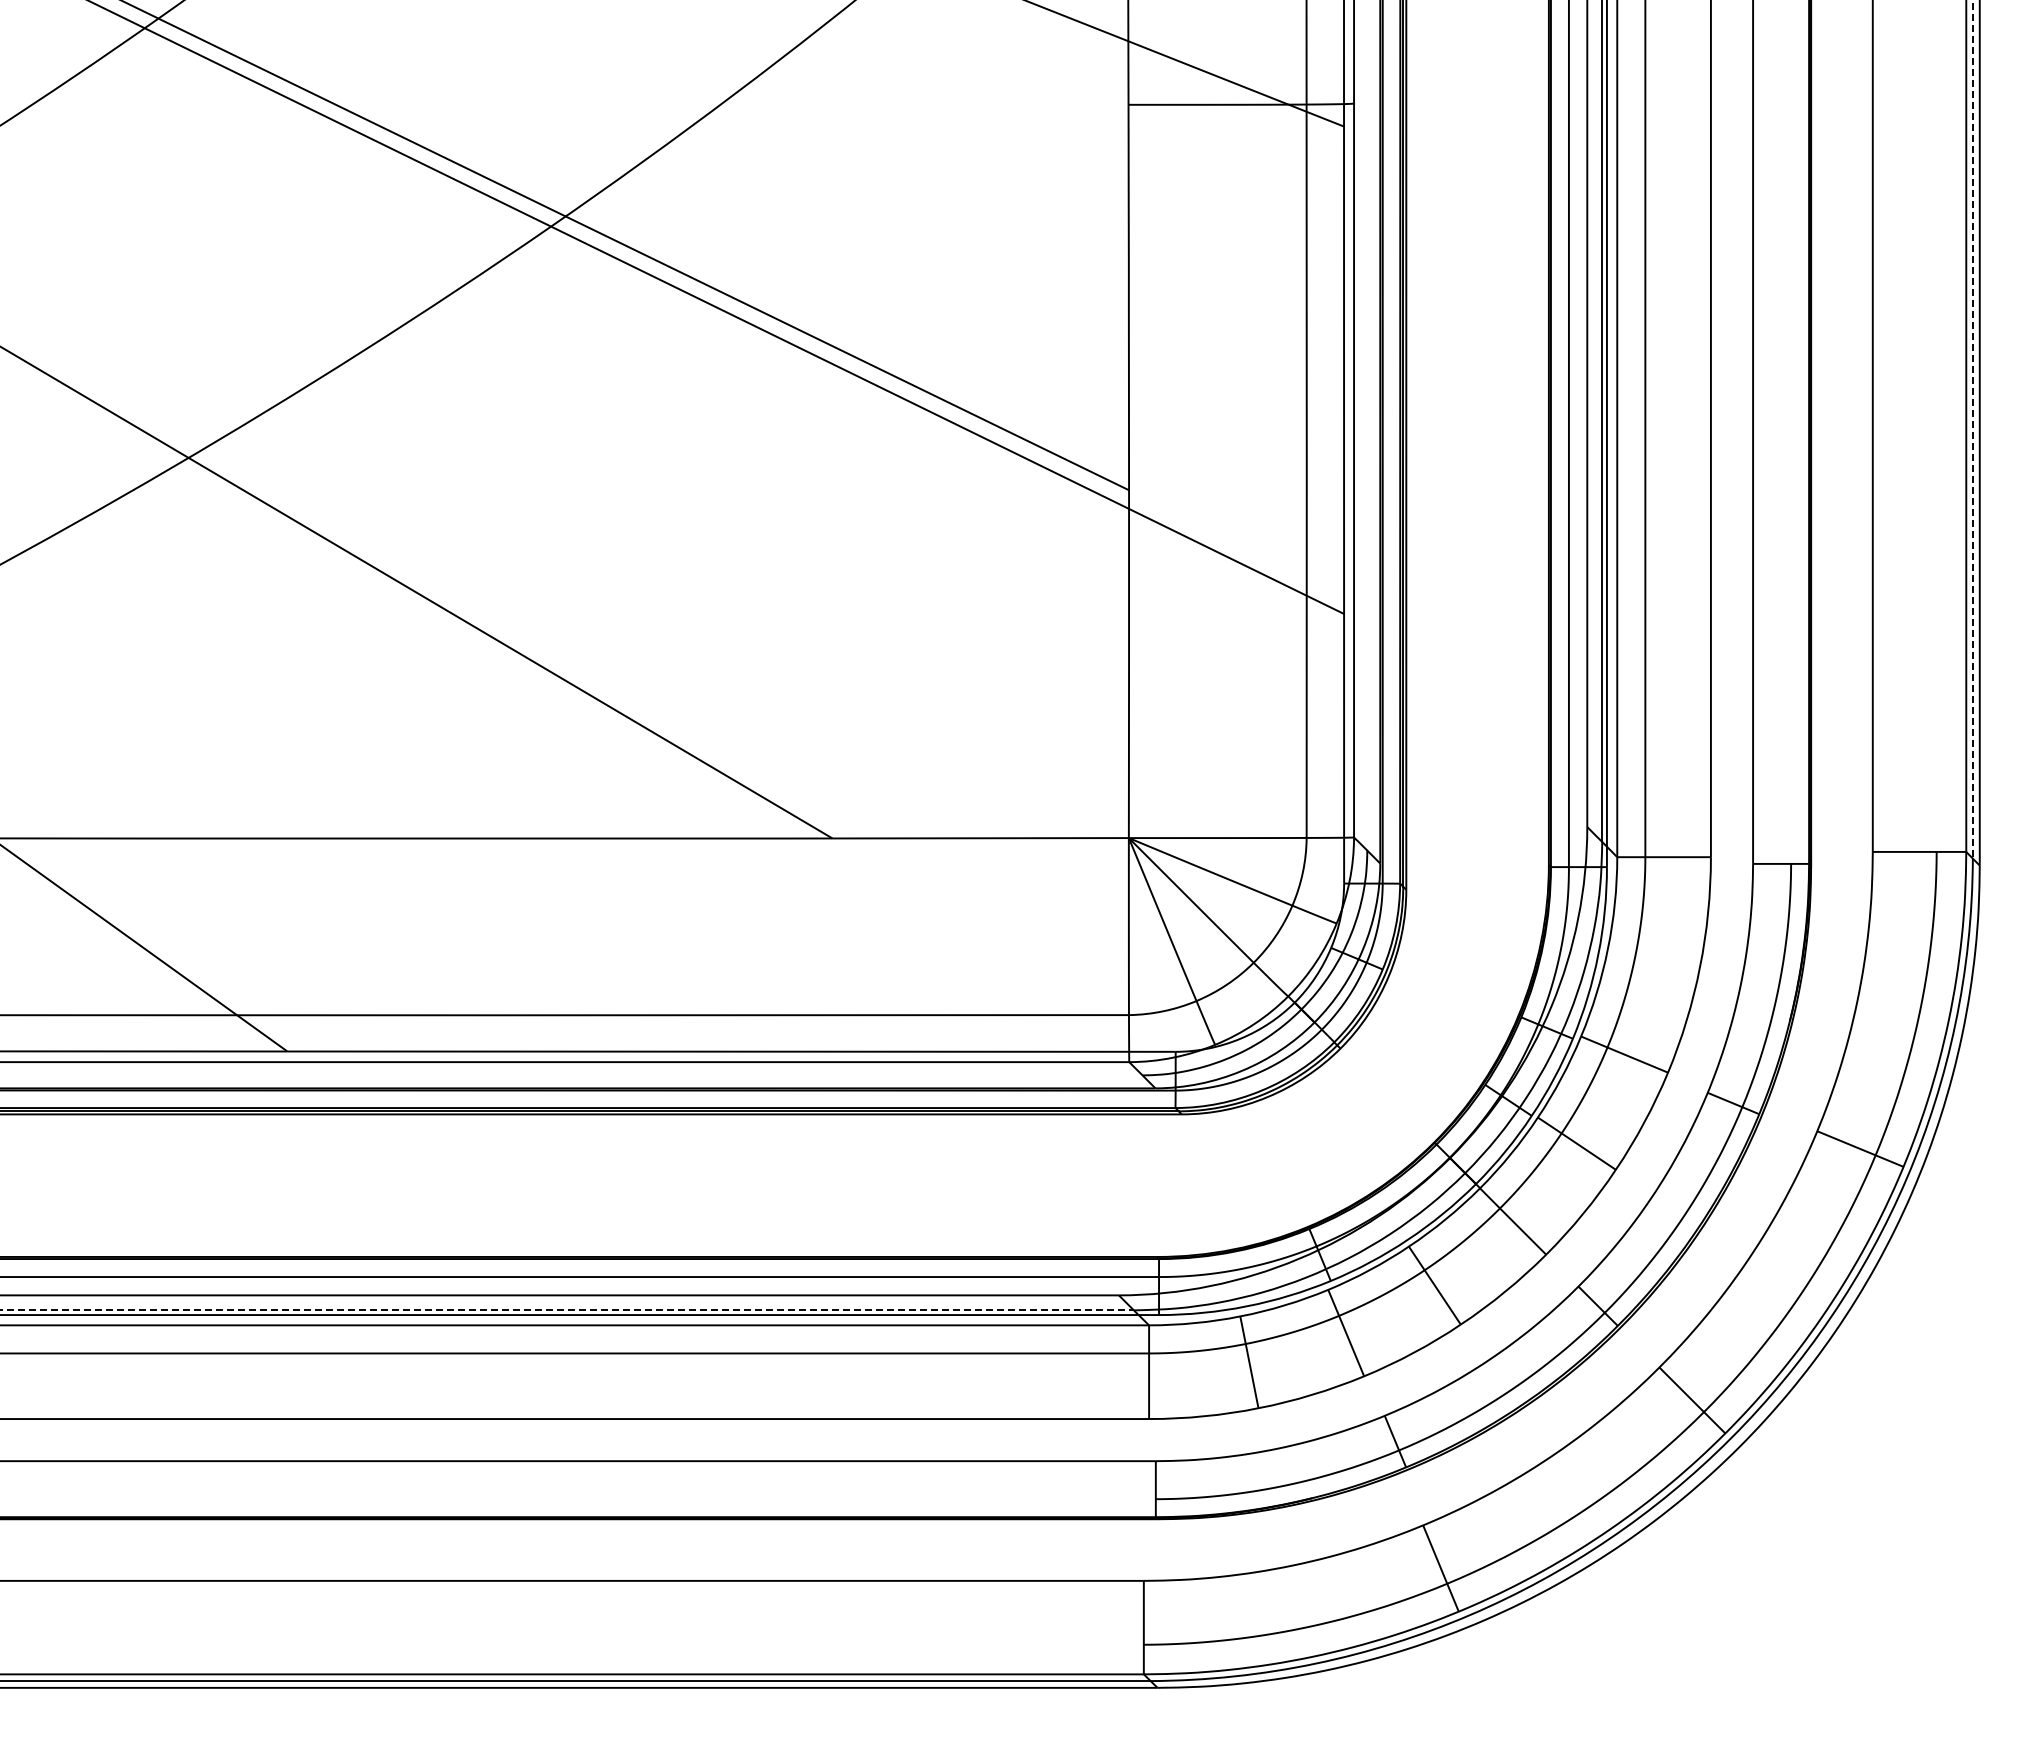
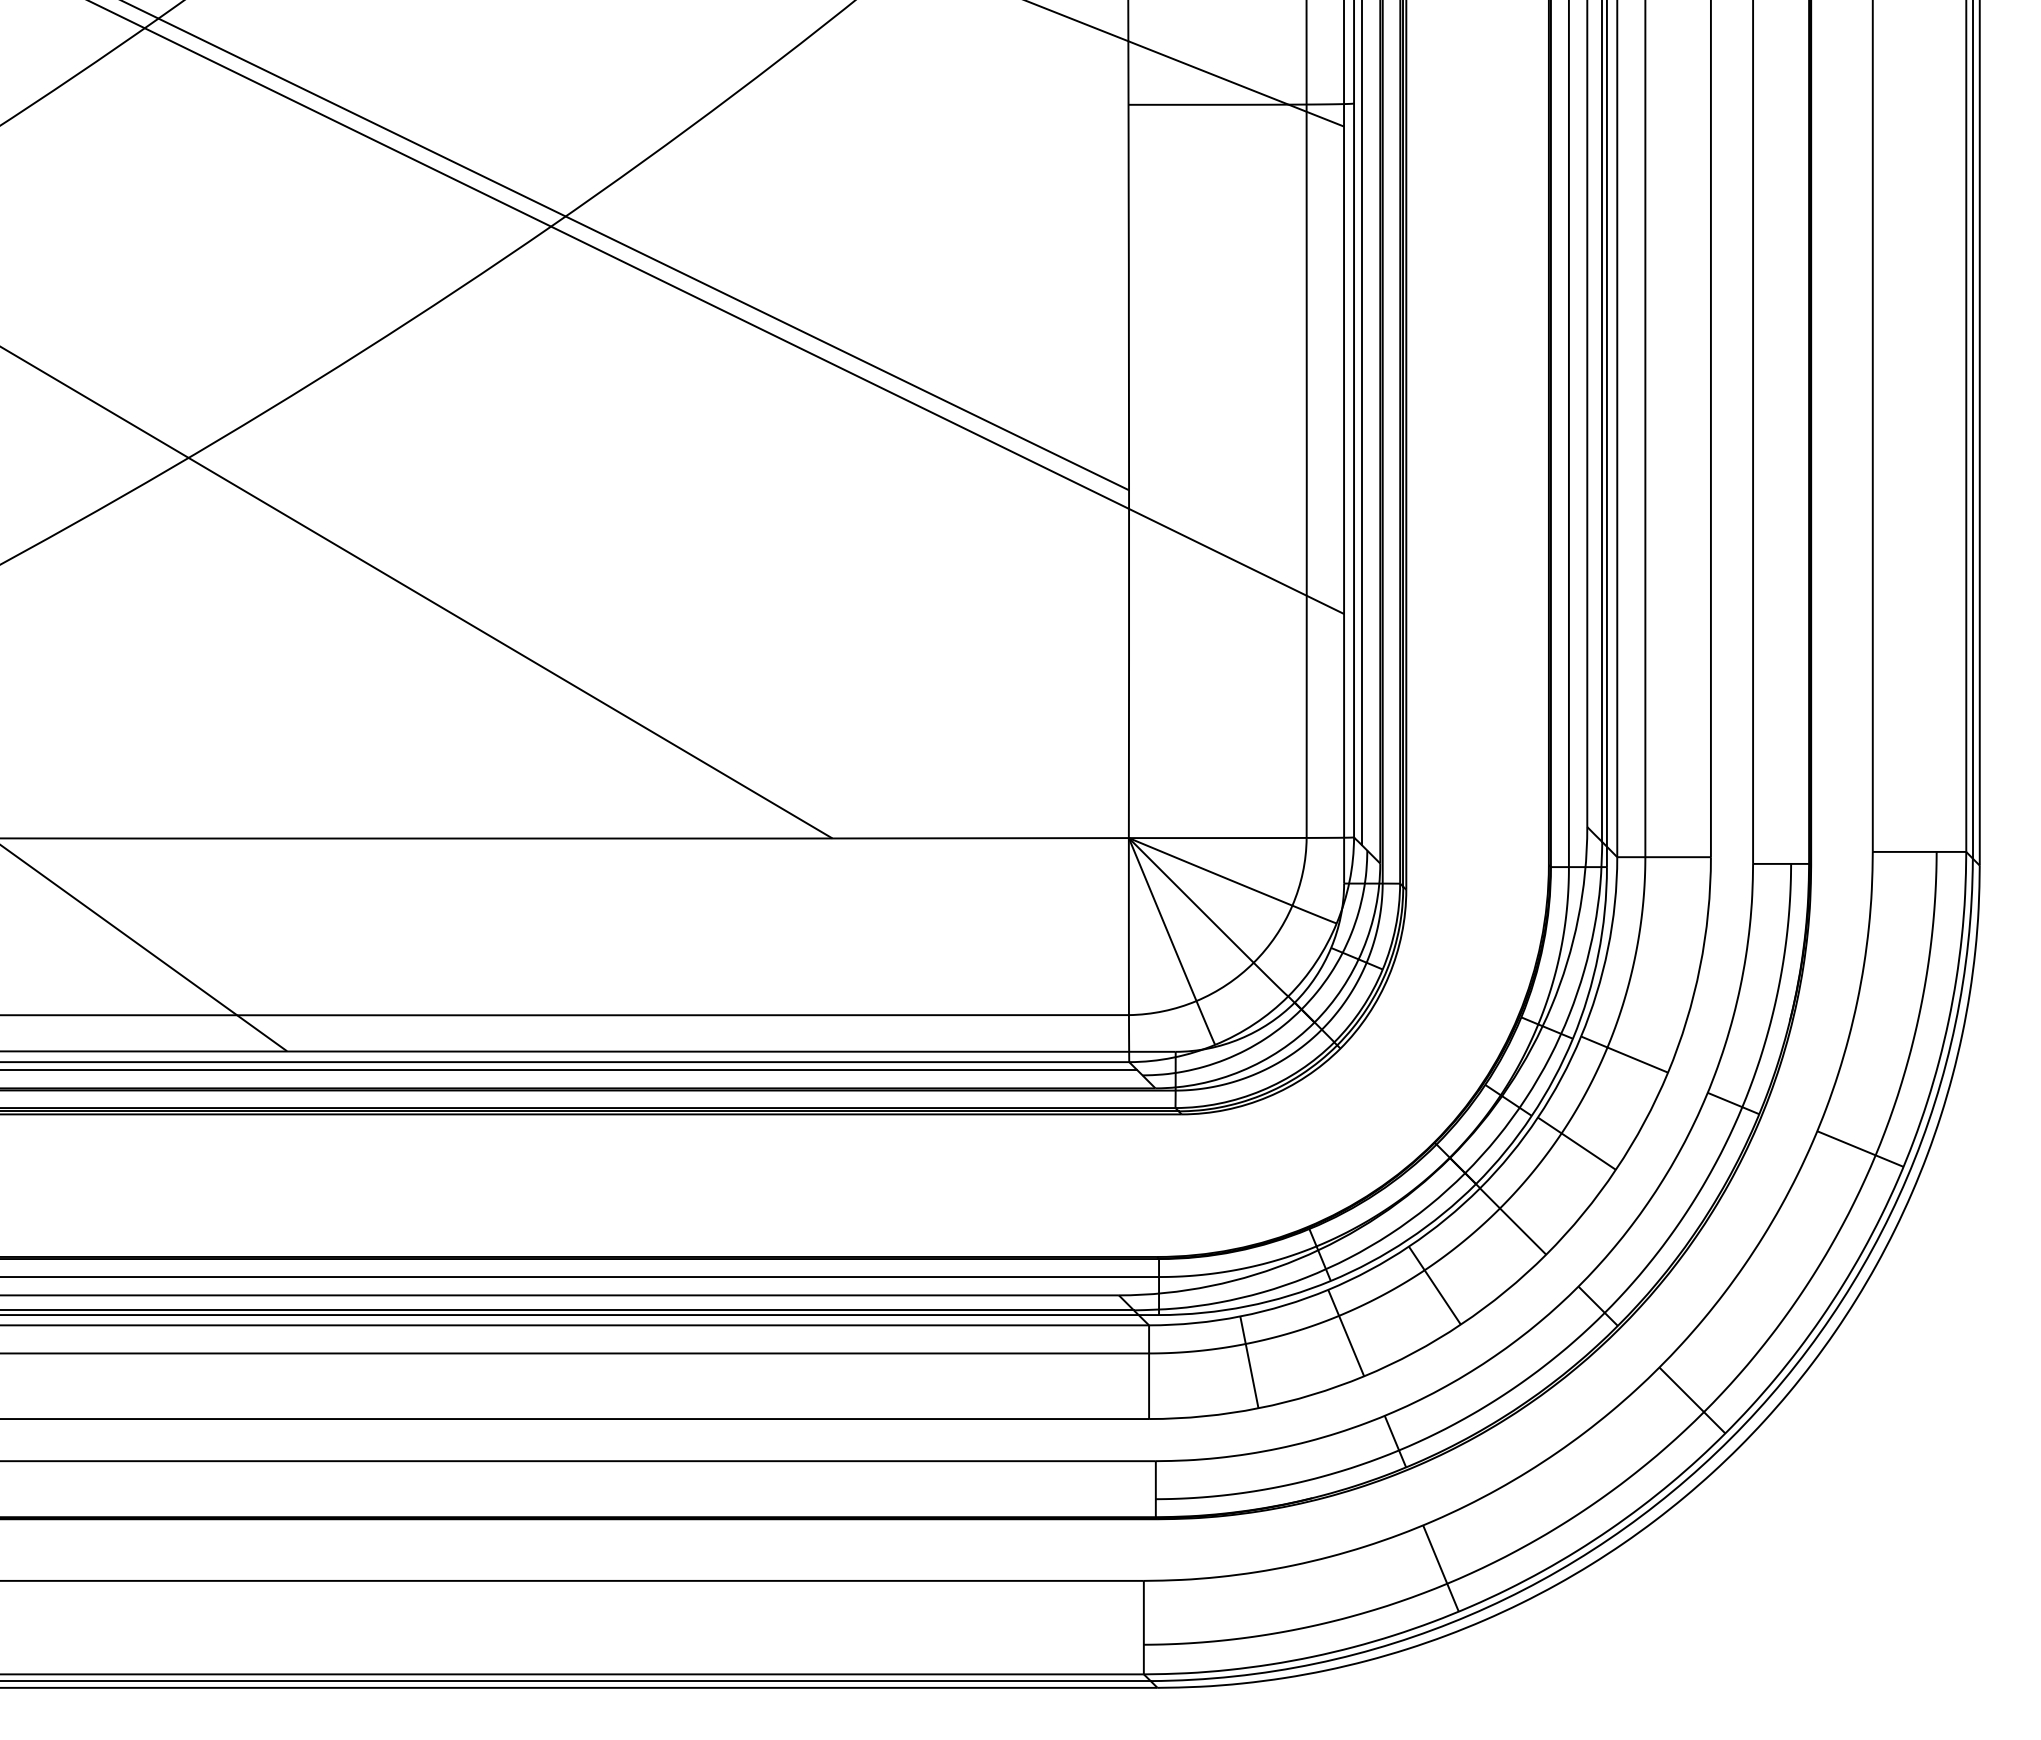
line: none -> present (1362, 423)
line: dashed -> solid (1973, 429)
line: none -> present (569, 1070)
line: dashed -> solid (567, 1310)
